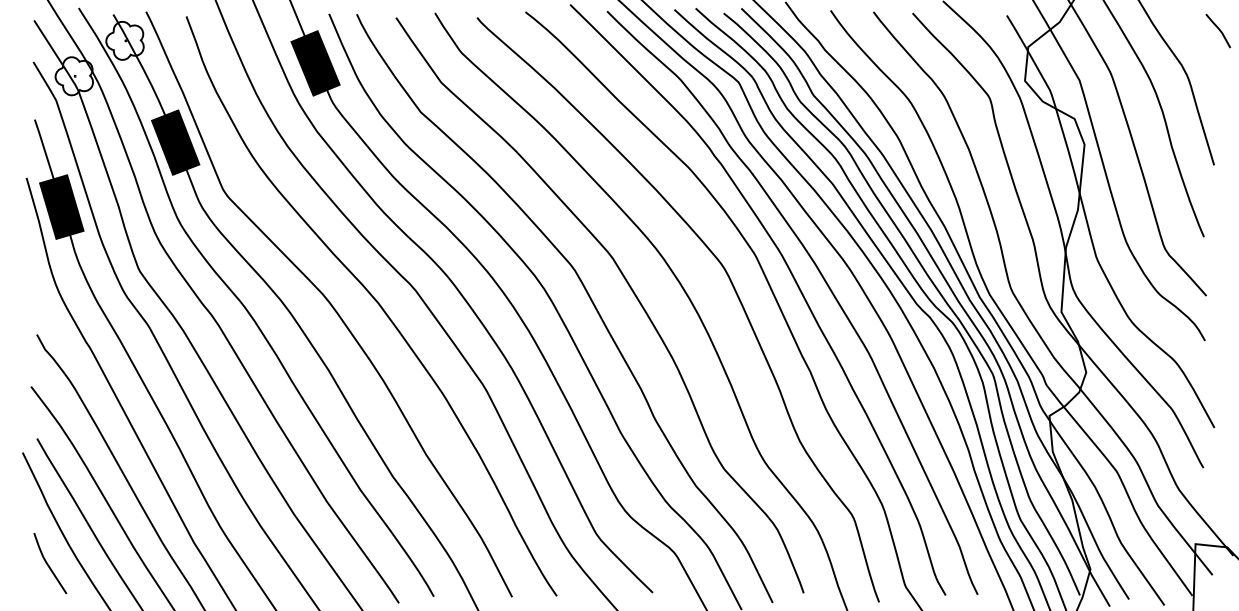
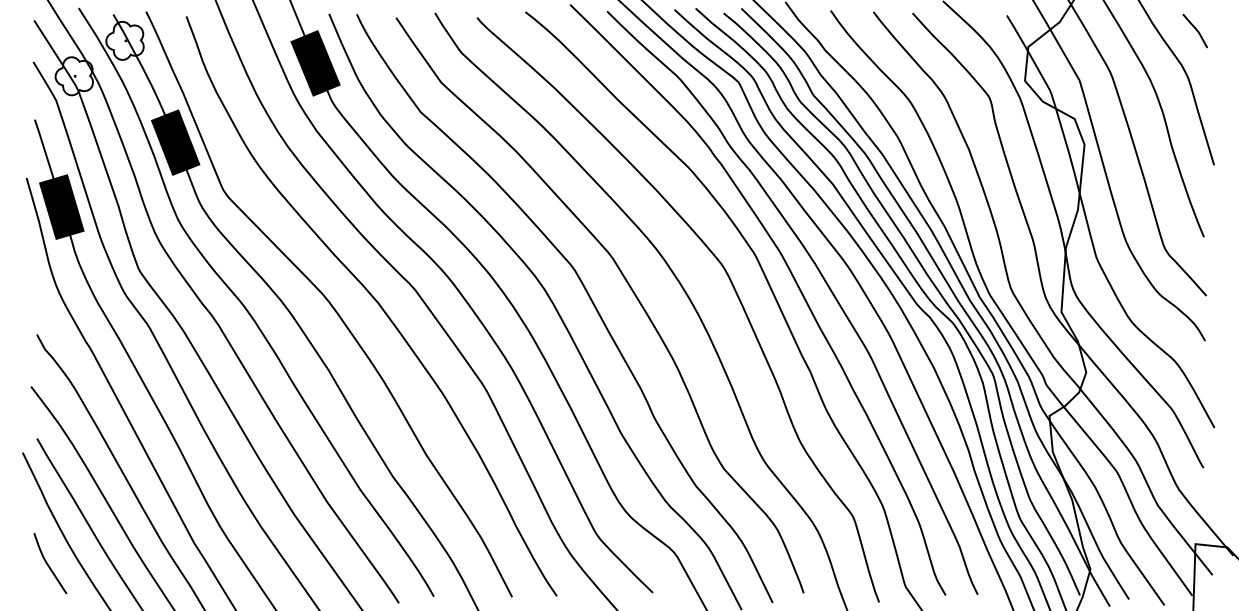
line position: (1218, 30) -> (1195, 30) (1195, 30)
